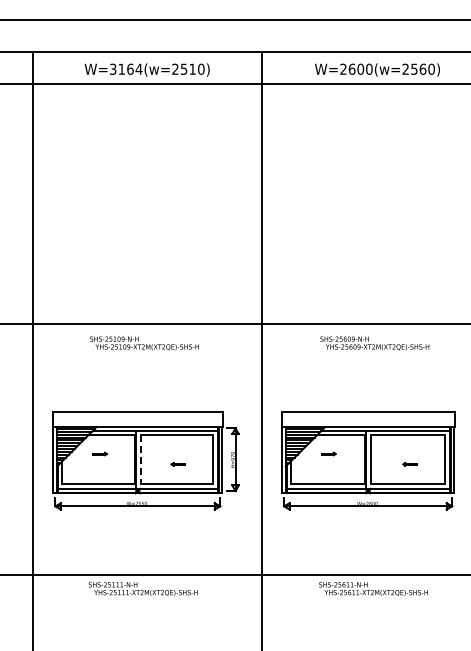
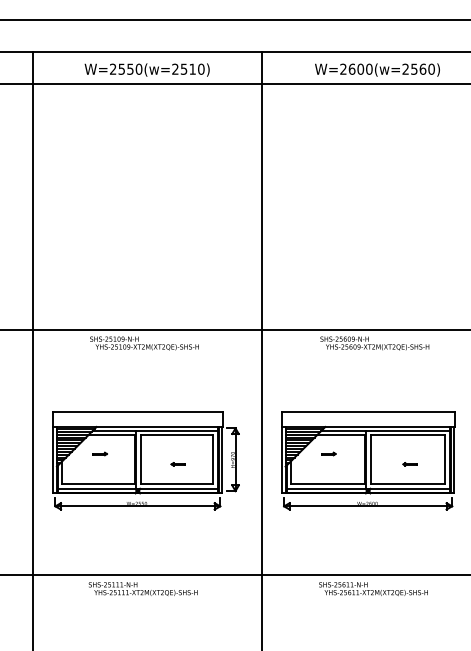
text: W=3164(w=2510) -> W=2550(w=2510) (126, 68)
line position: (234, 323) -> (234, 329) (234, 329)
line: dashed -> solid (140, 460)
